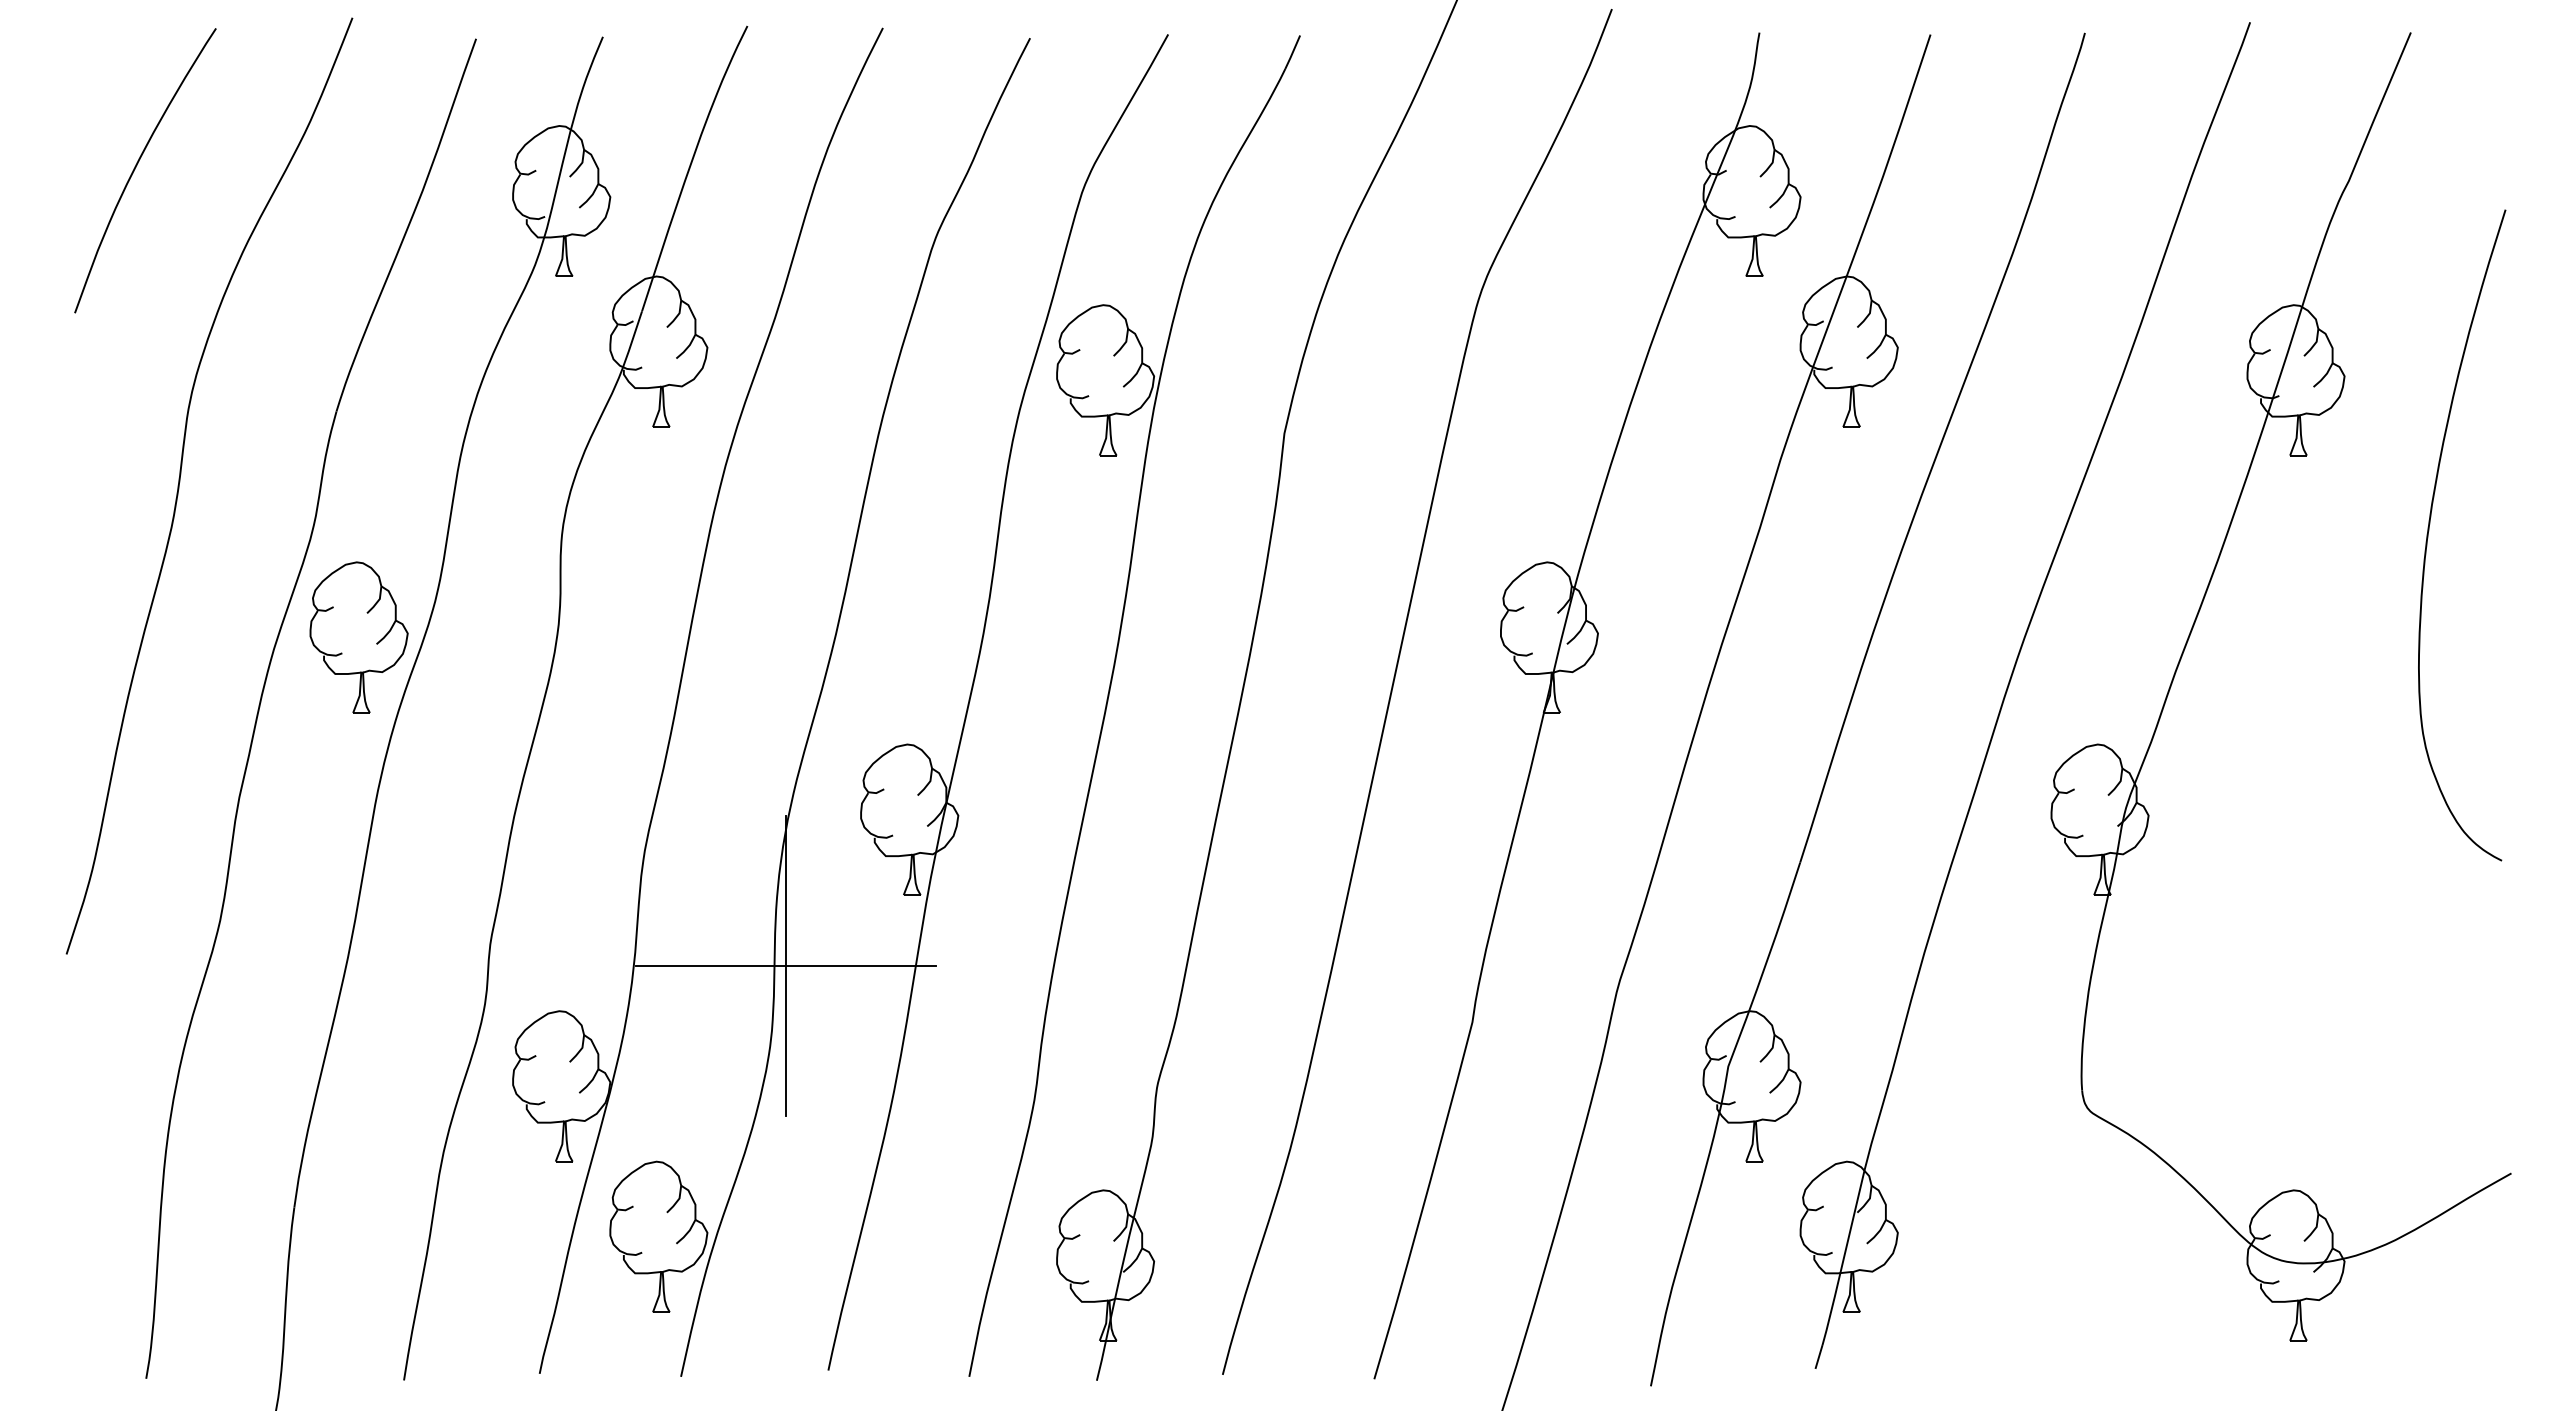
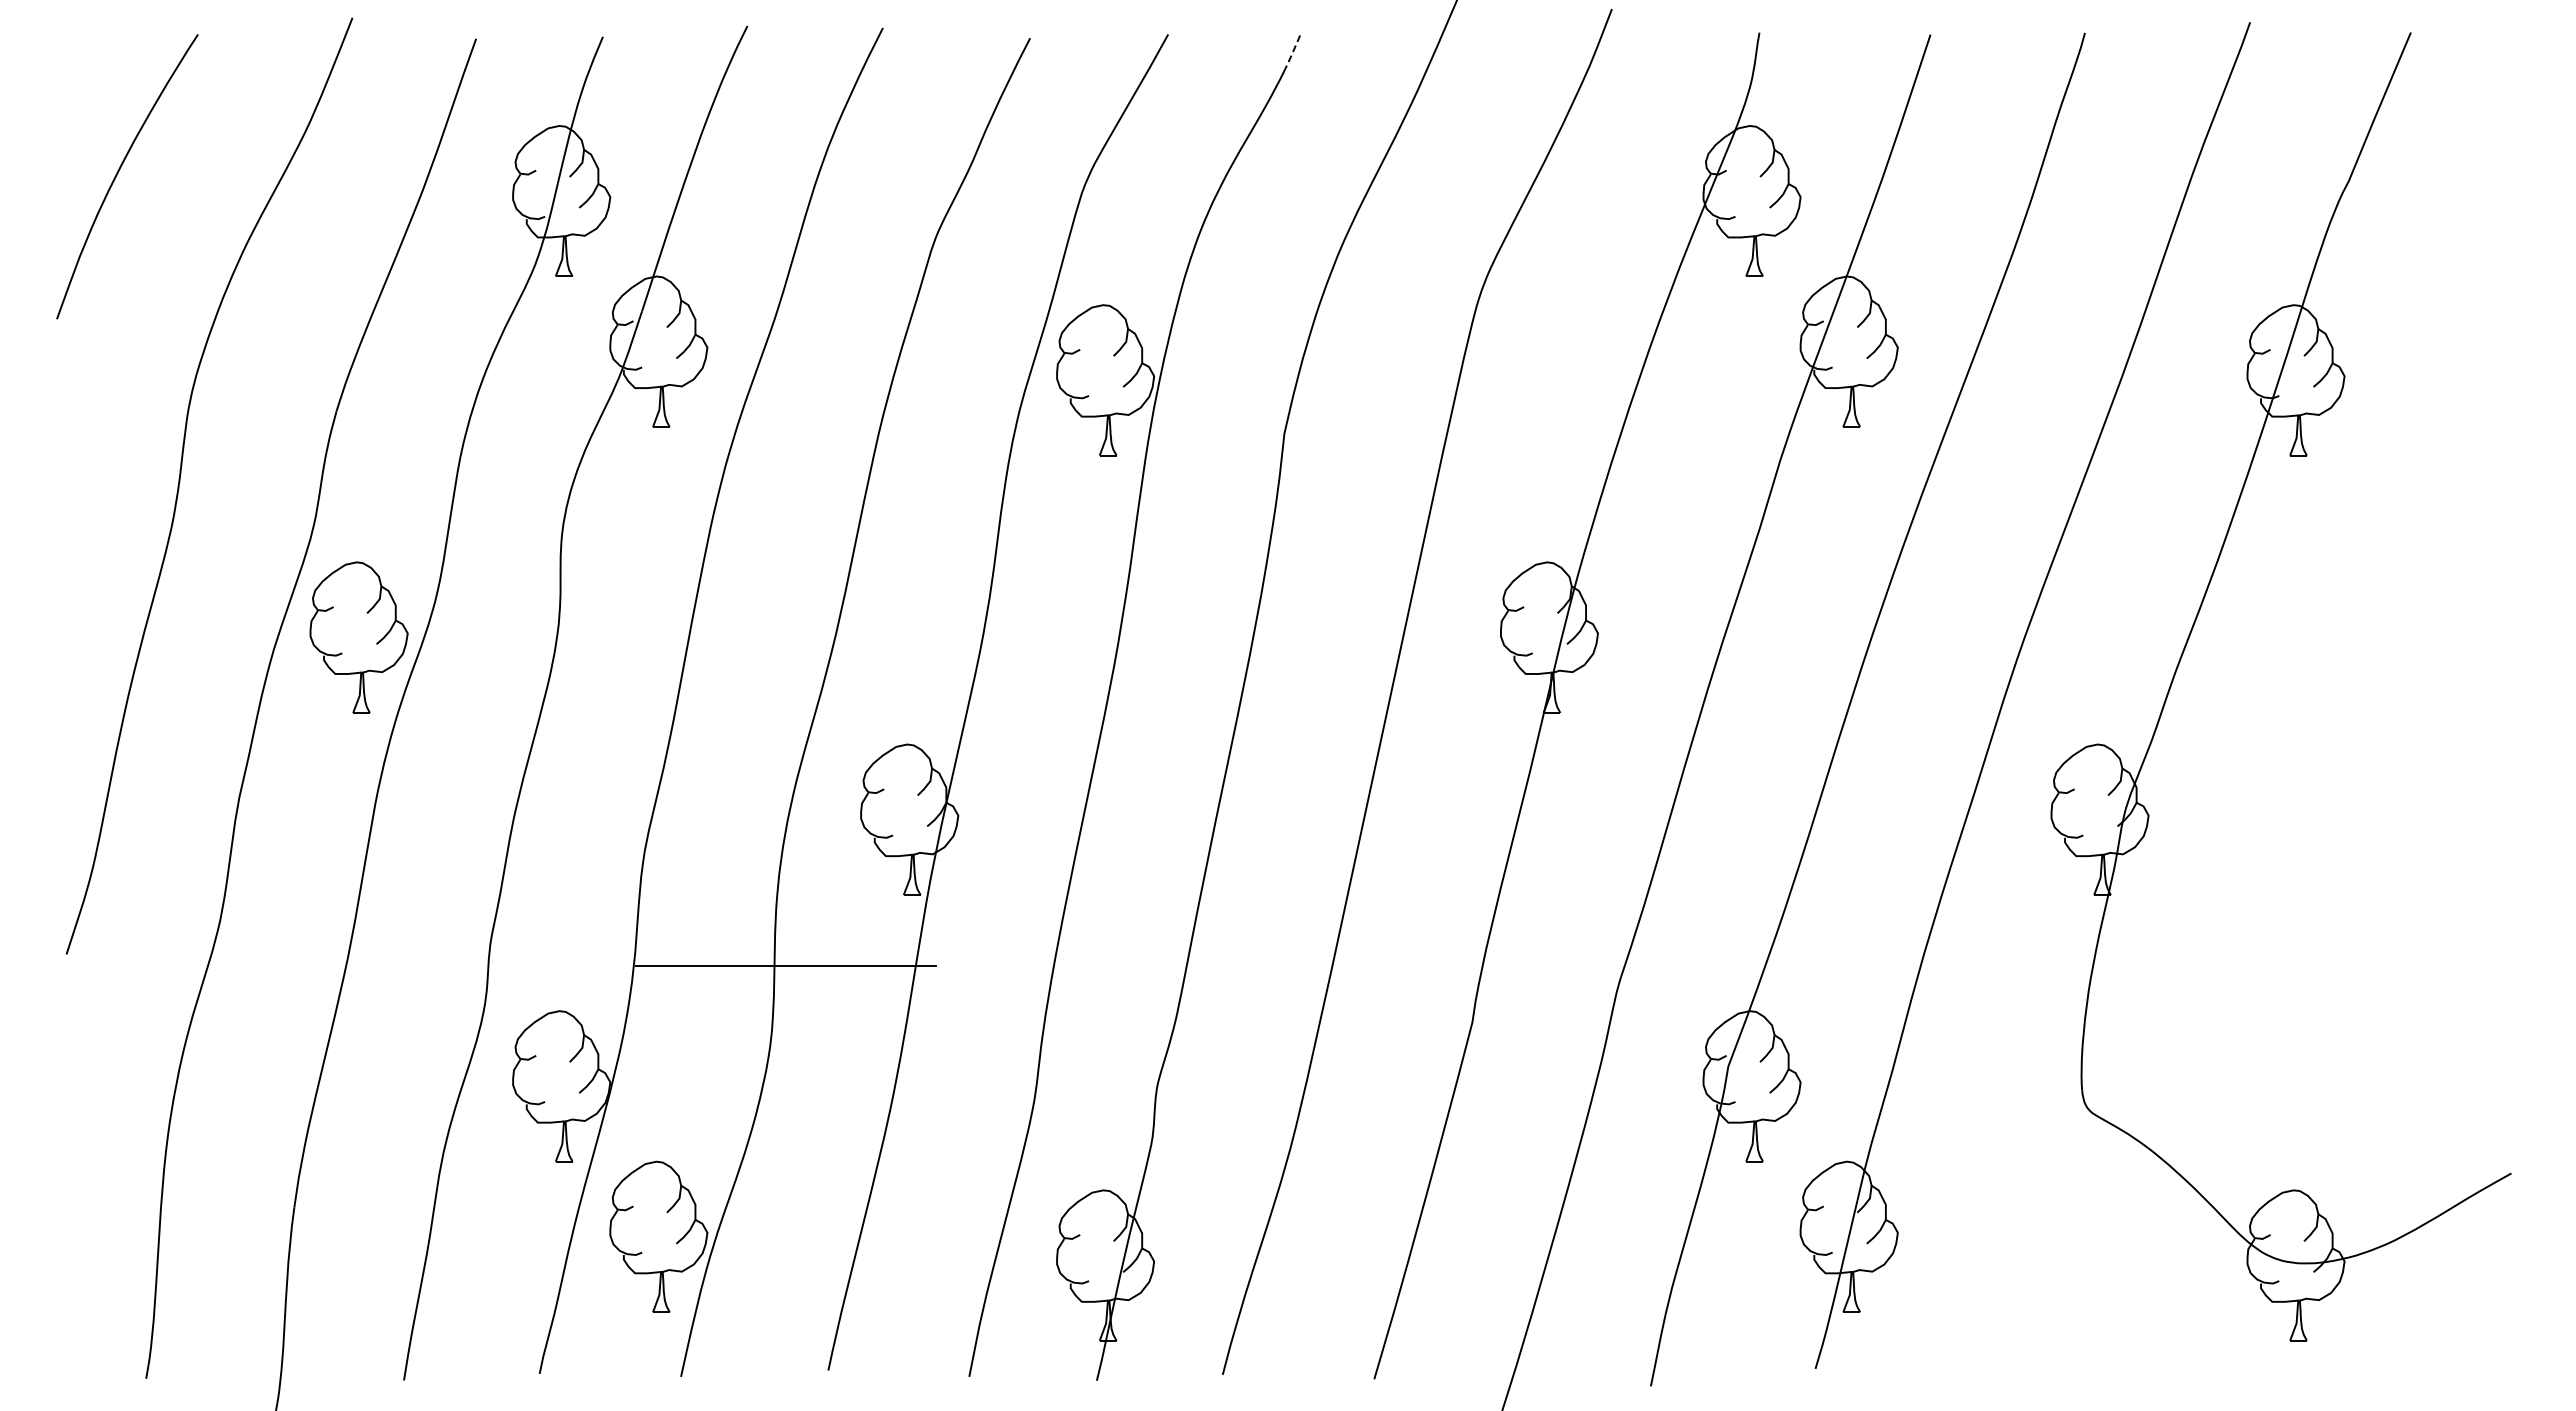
line: solid -> dashed (1292, 53)
curve position: (137, 165) -> (119, 171) (119, 171)
curve: present -> none (2429, 531)
line: present -> none (786, 965)
